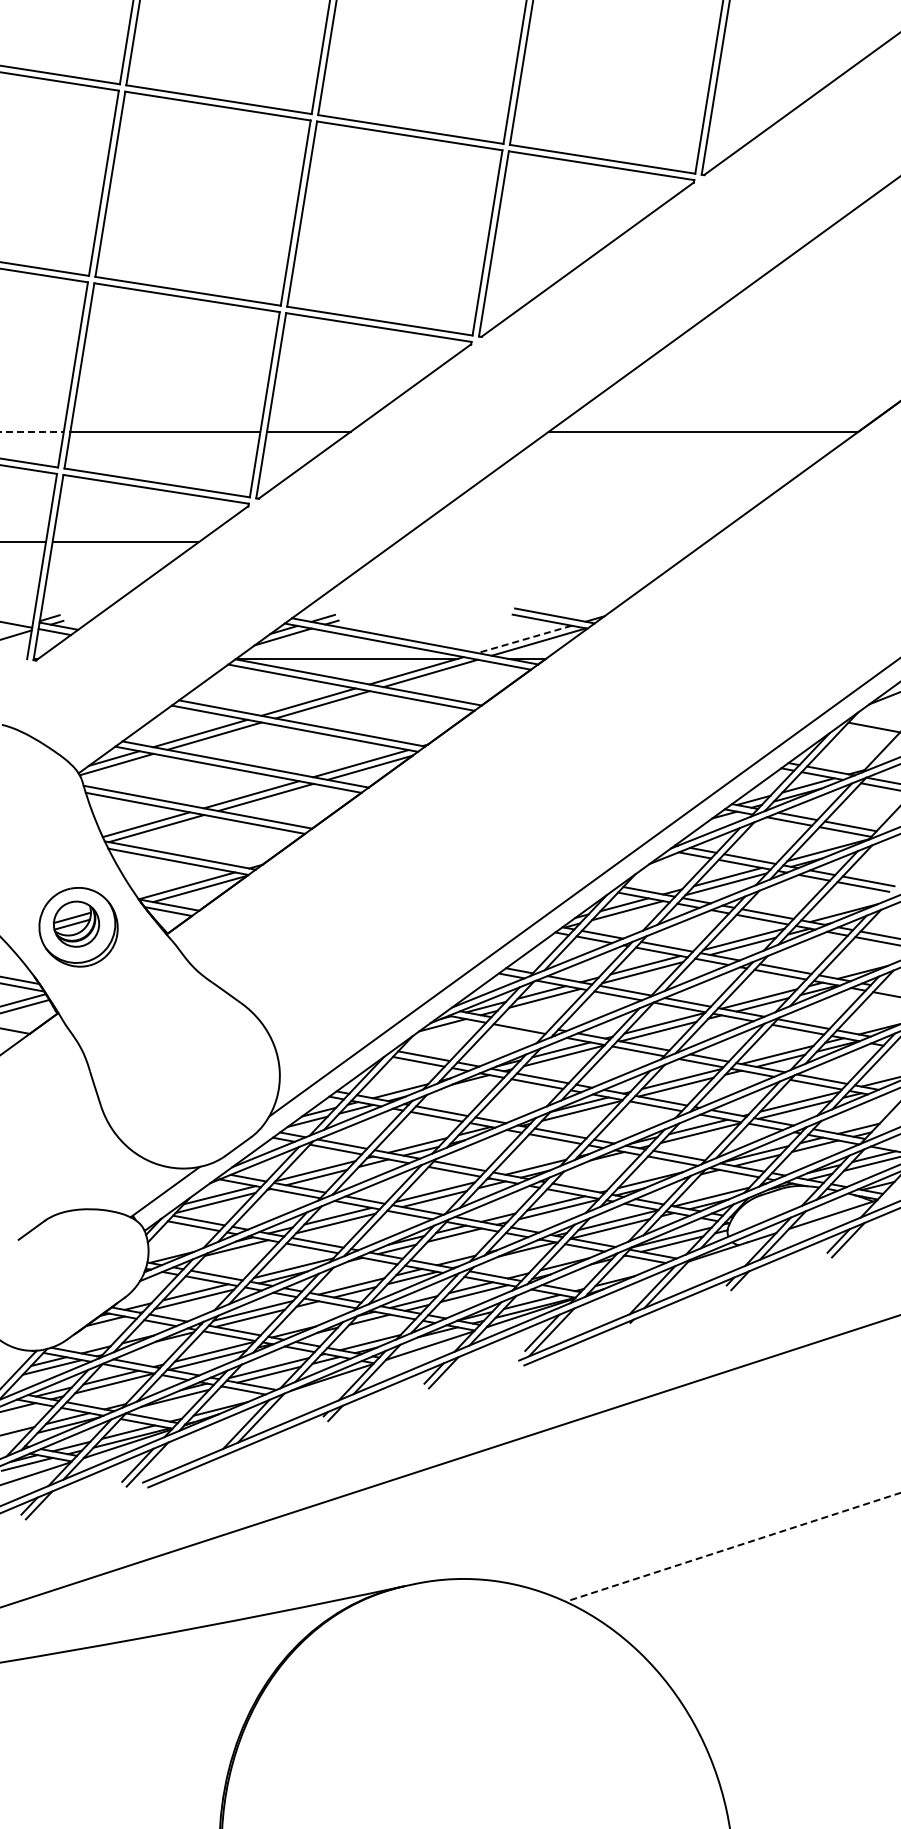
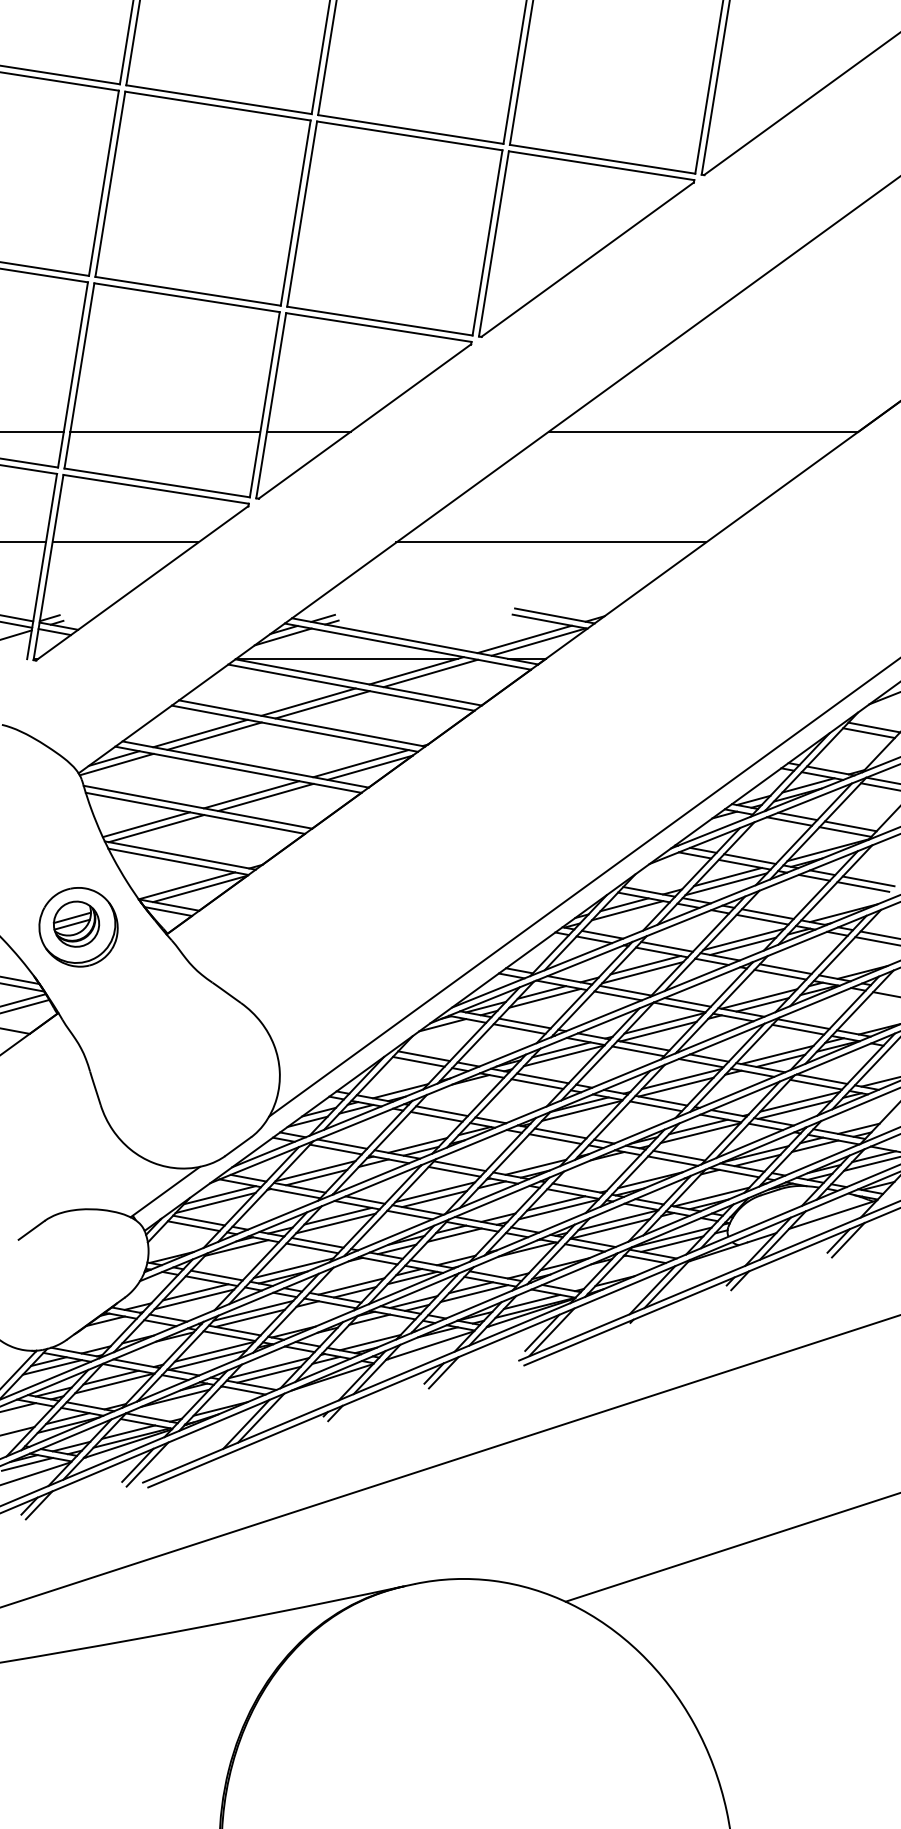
line: dashed -> solid (31, 431)
line: none -> present (551, 542)
line: none -> present (17, 618)
line: dashed -> solid (524, 639)
line: none -> present (868, 733)
line: none -> present (524, 1023)
line: dashed -> solid (733, 1547)
